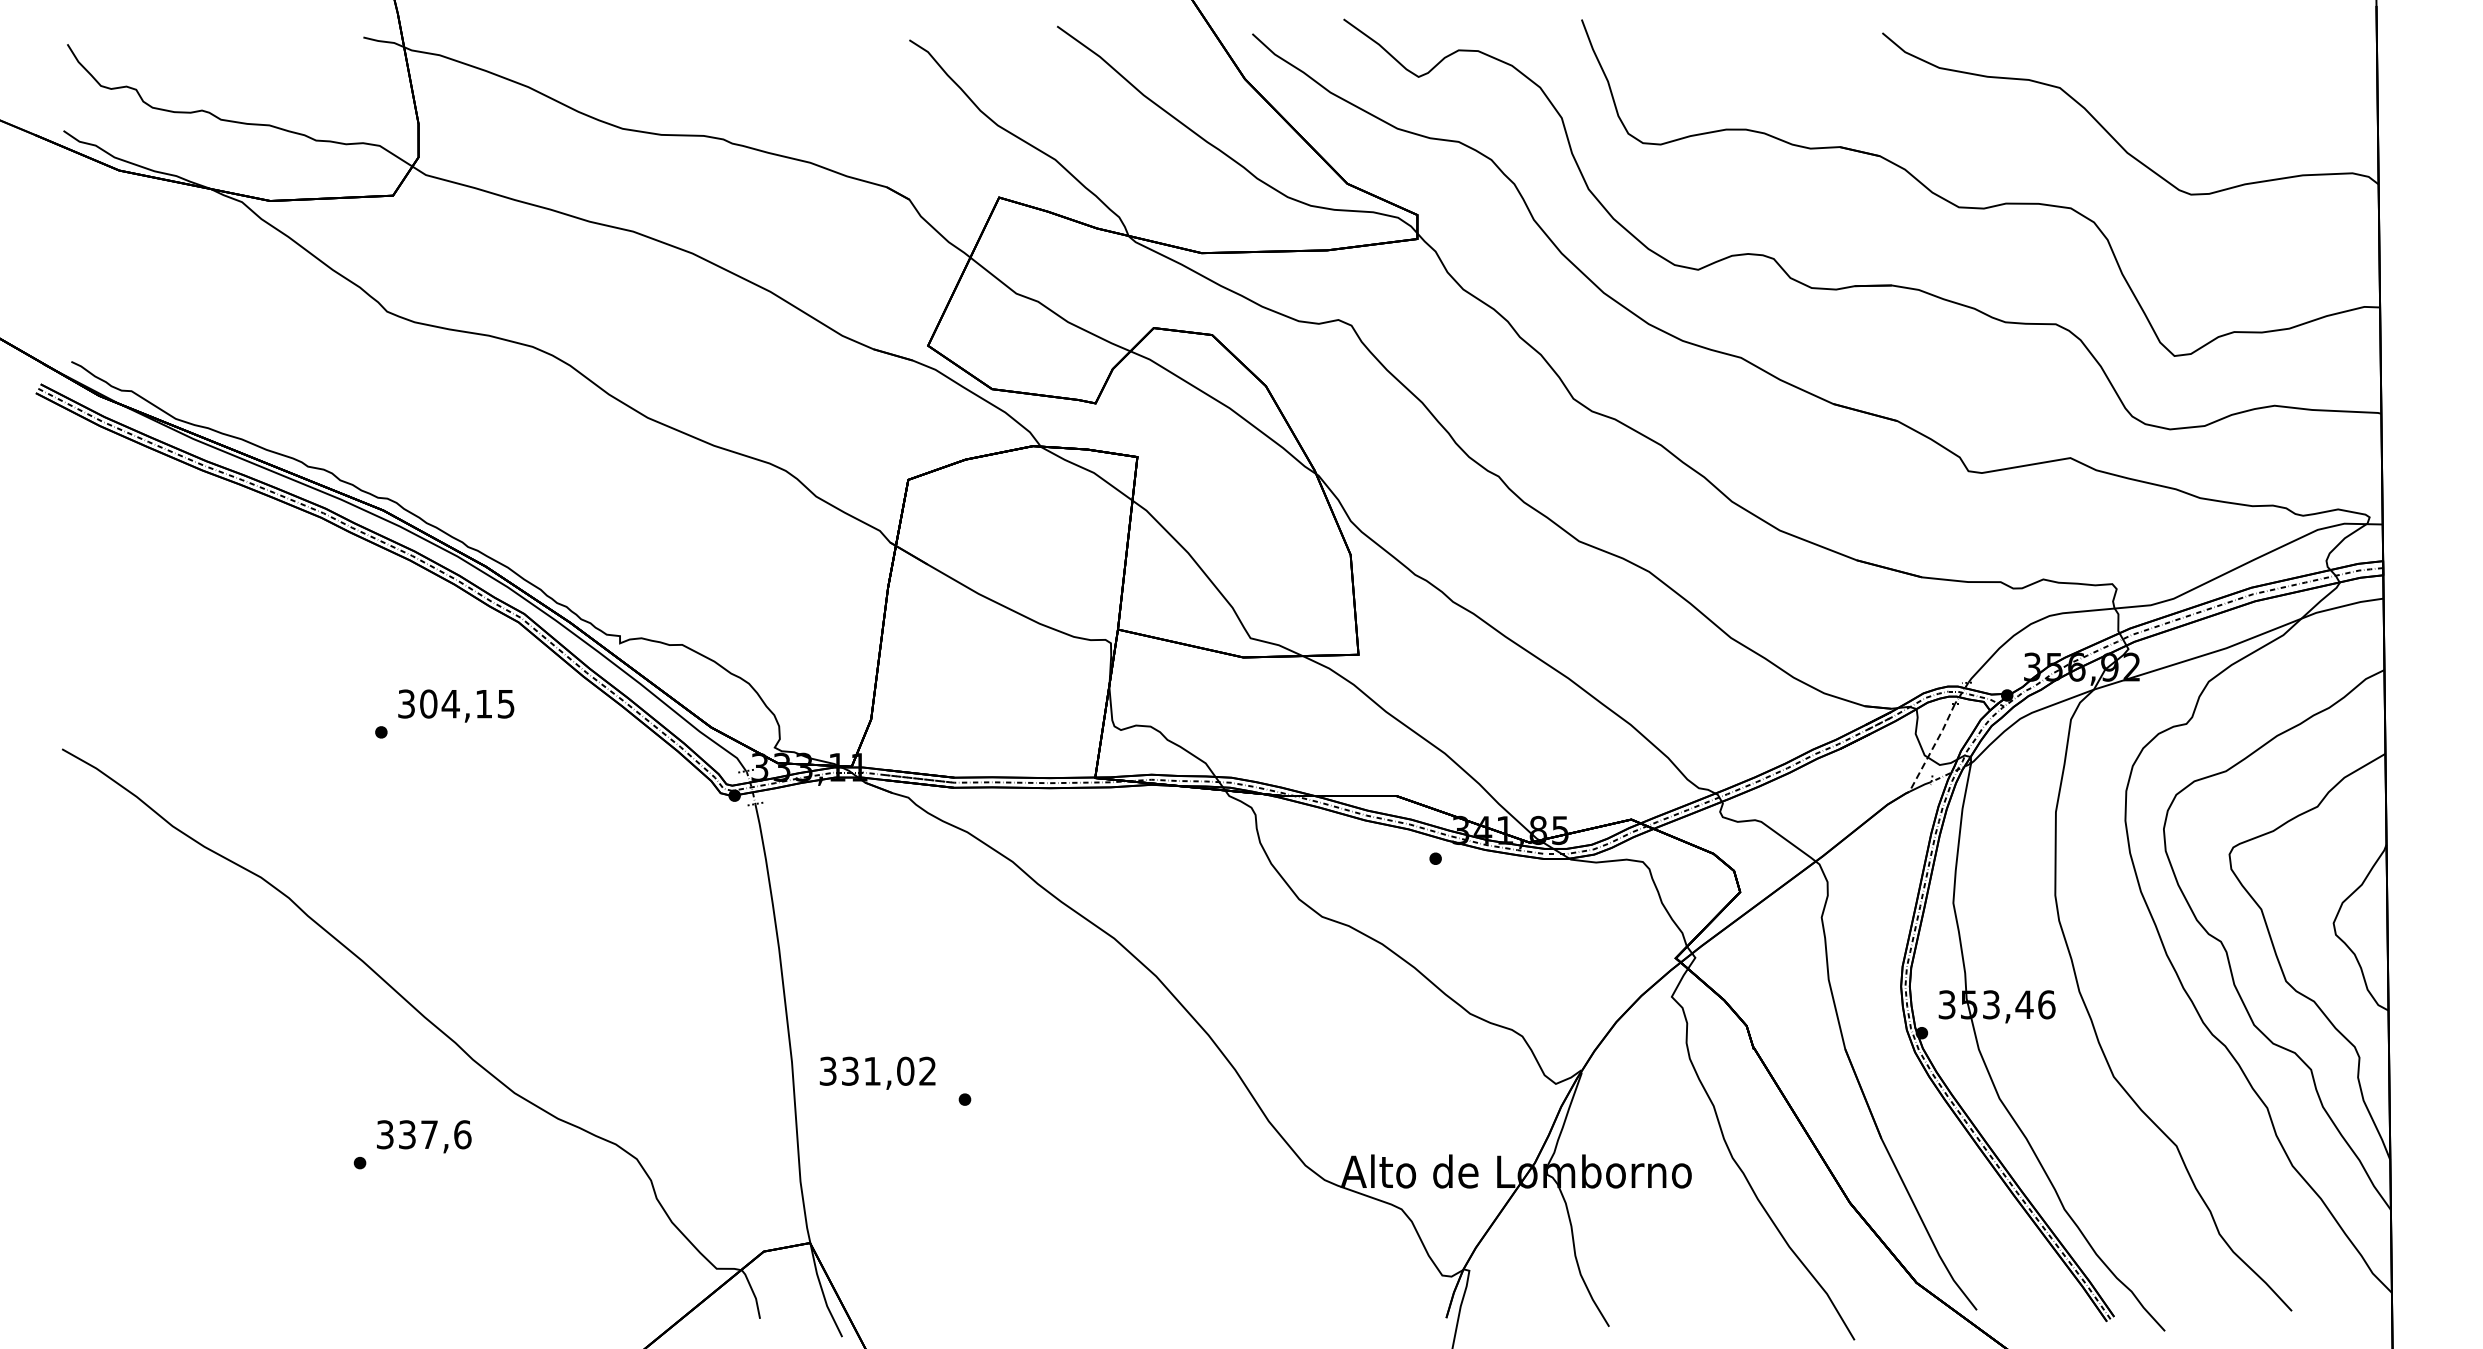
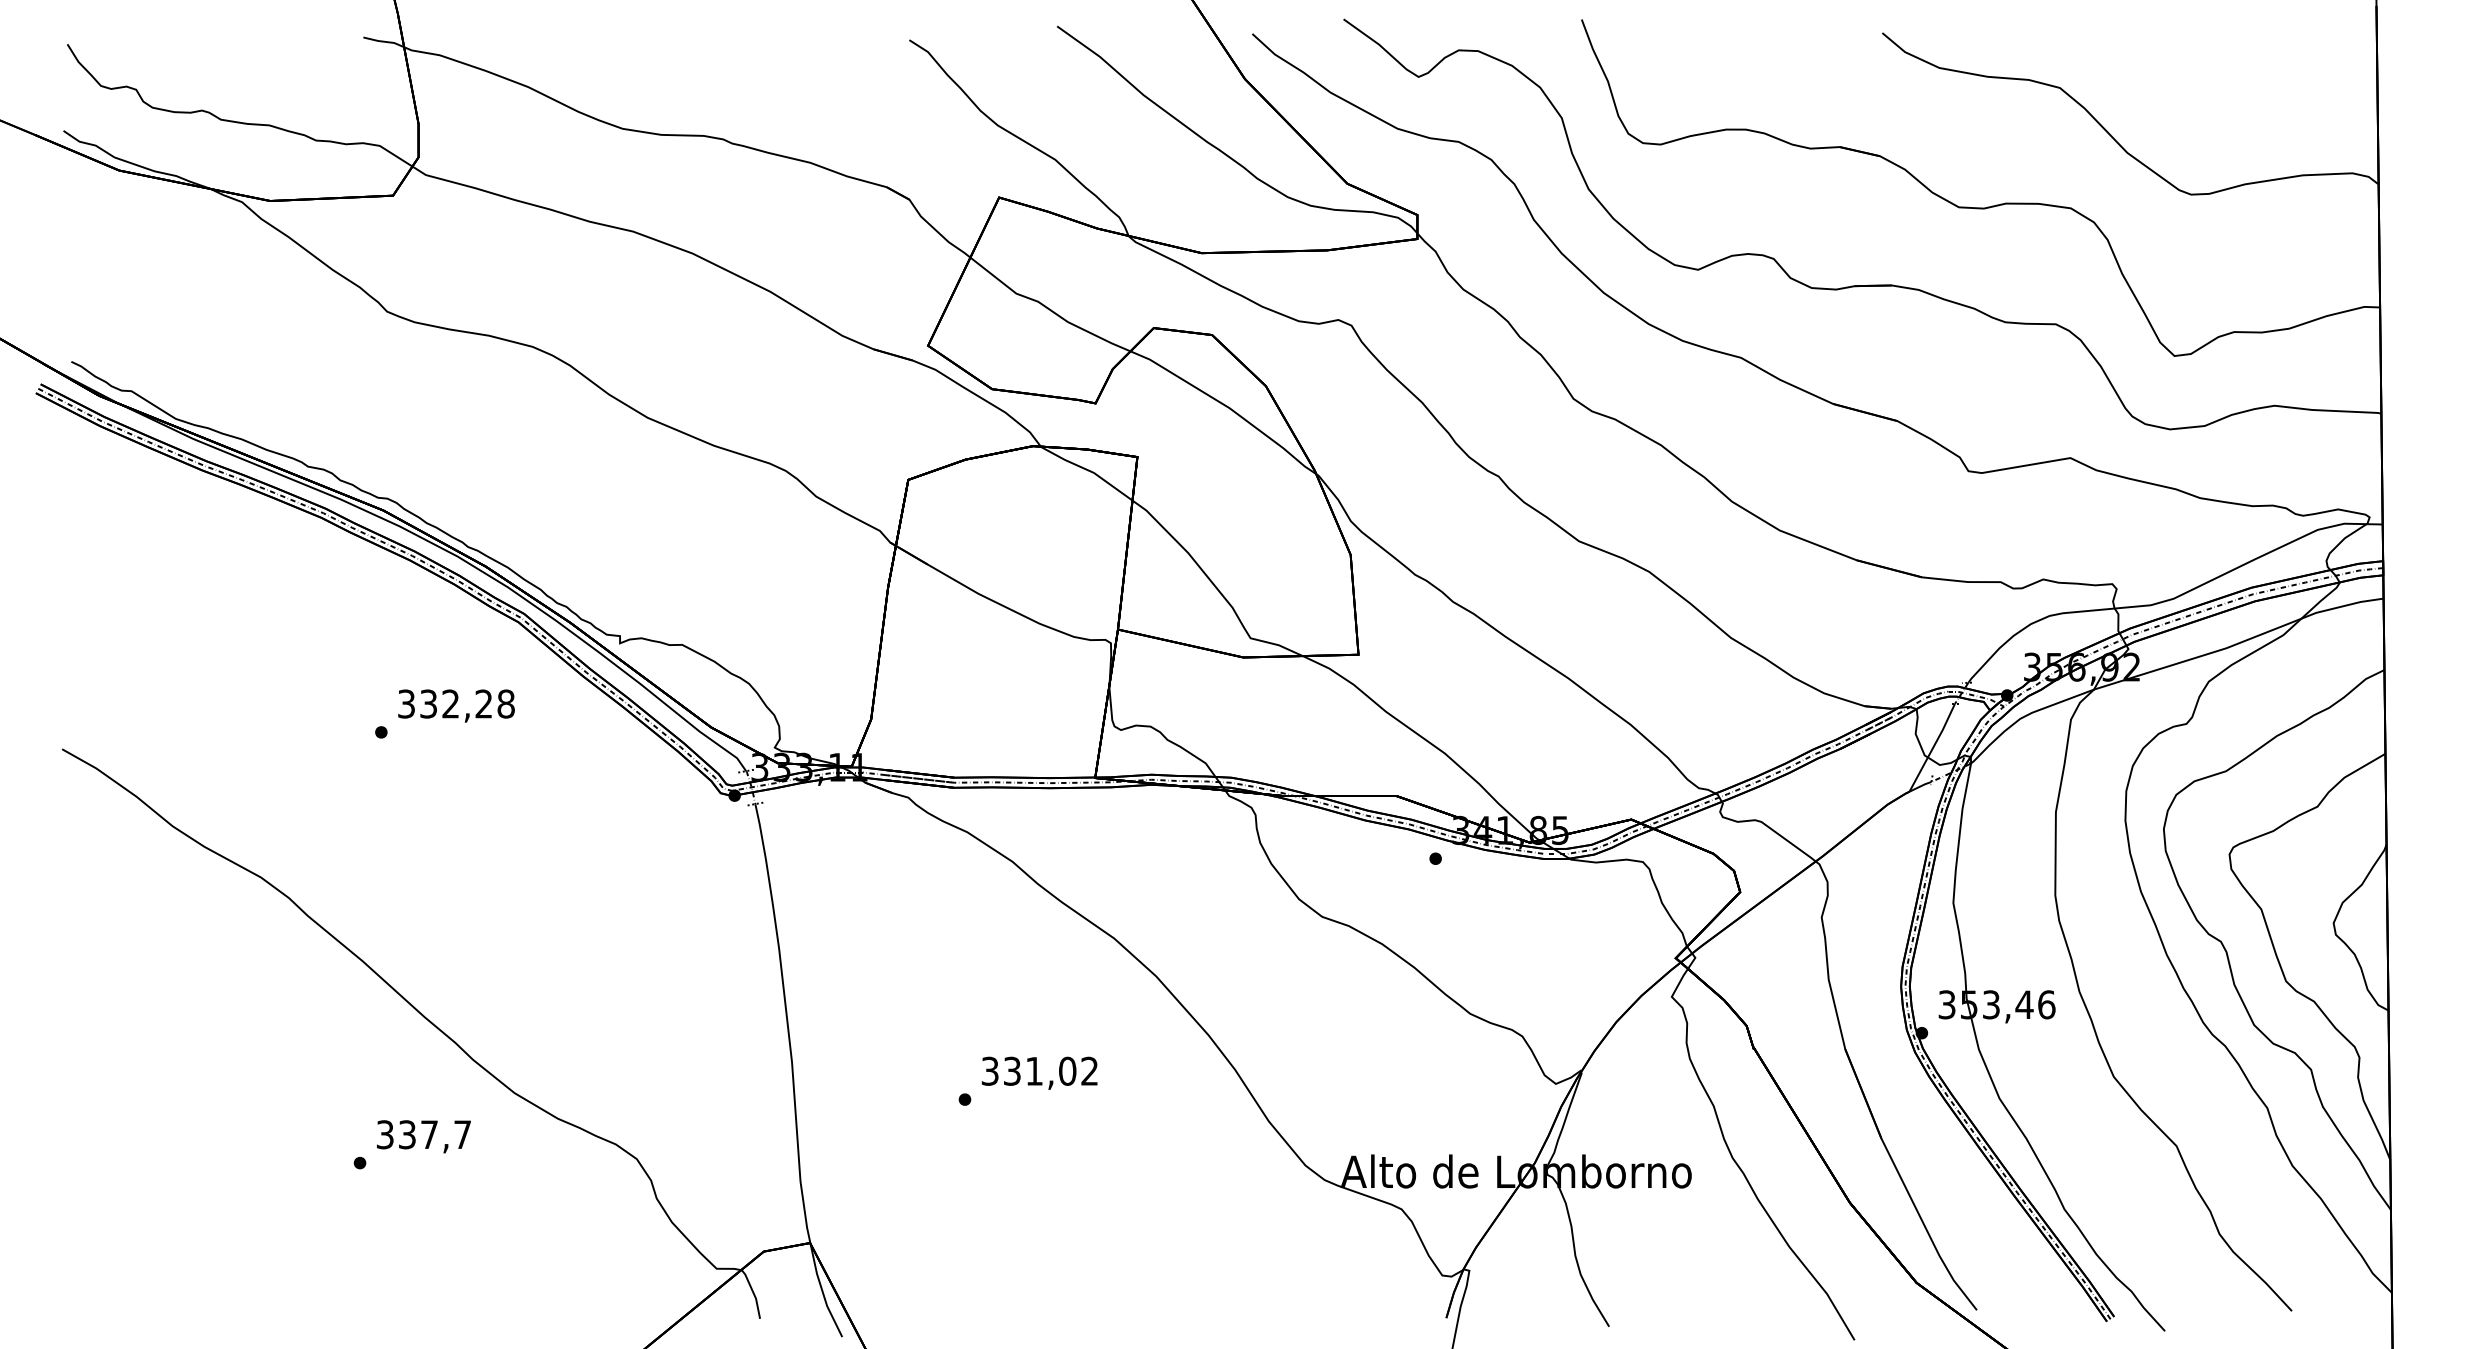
text: 304,15 -> 332,28 (467, 703)
line: dashed -> solid (1932, 748)
text position: (877, 1072) -> (1039, 1072) (1039, 1072)
text: 337,6 -> 337,7 (462, 1134)
